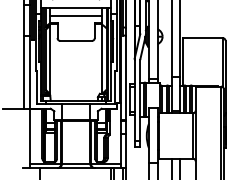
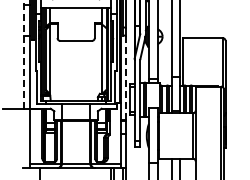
line: present -> none (76, 16)
line: solid -> dashed (23, 53)
line: solid -> dashed (125, 78)
